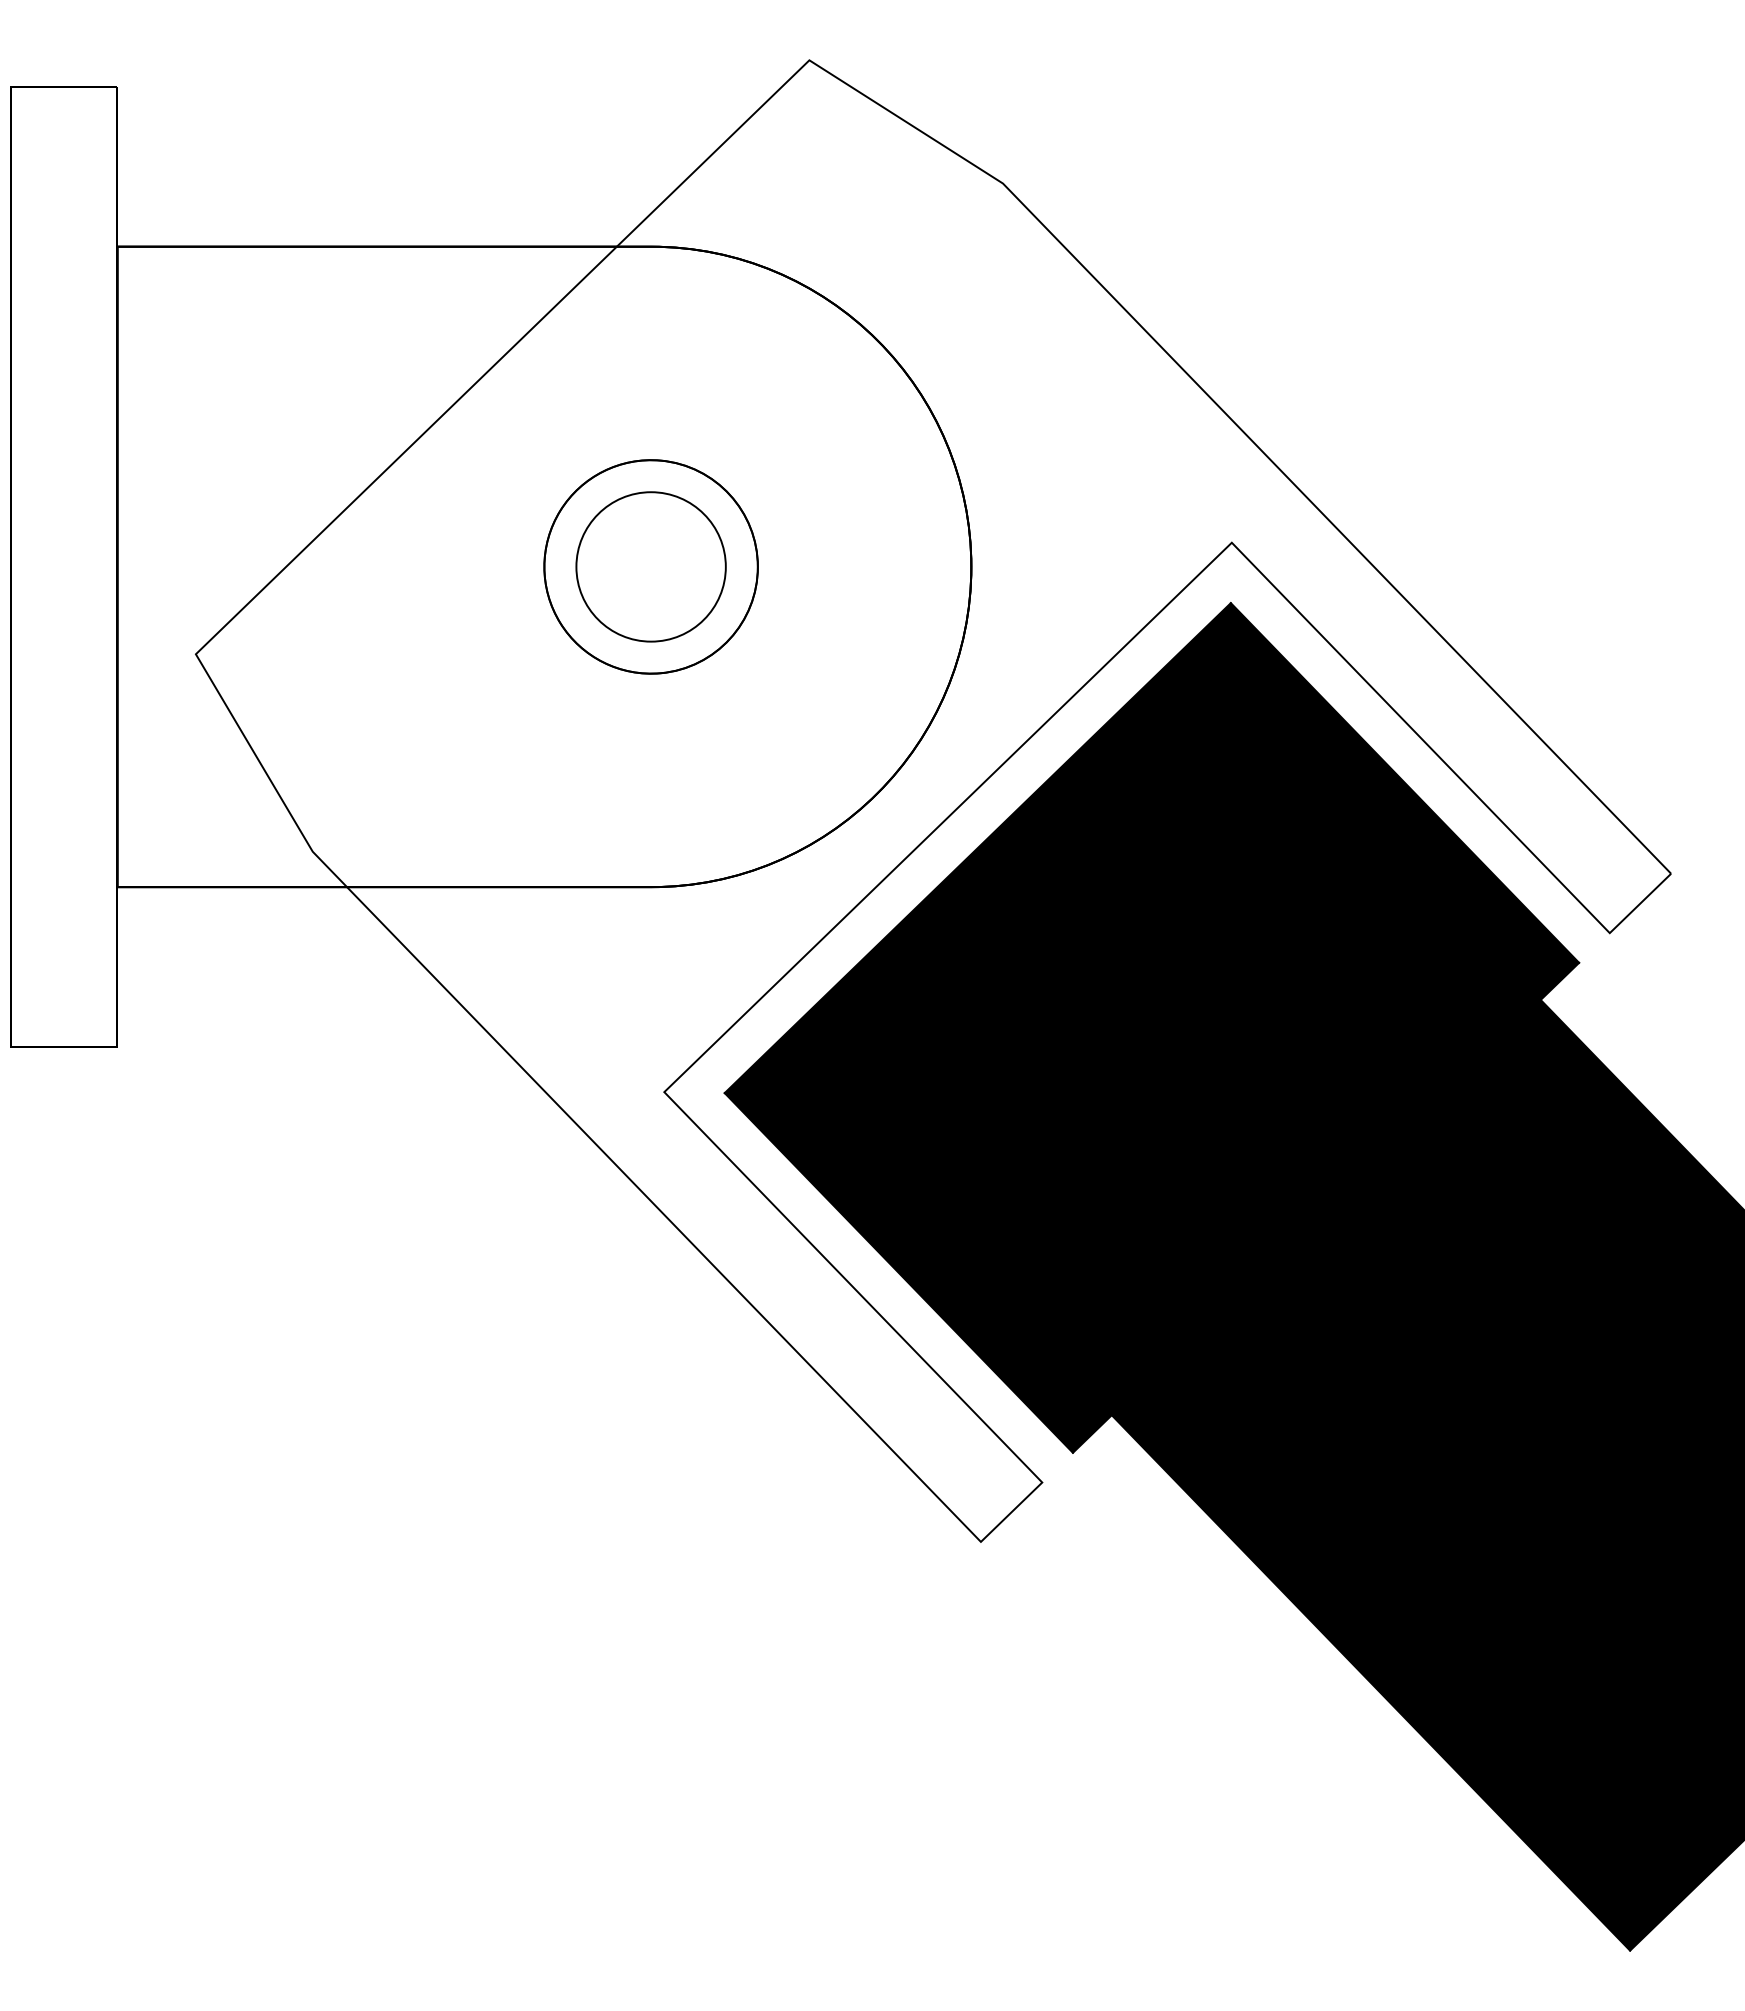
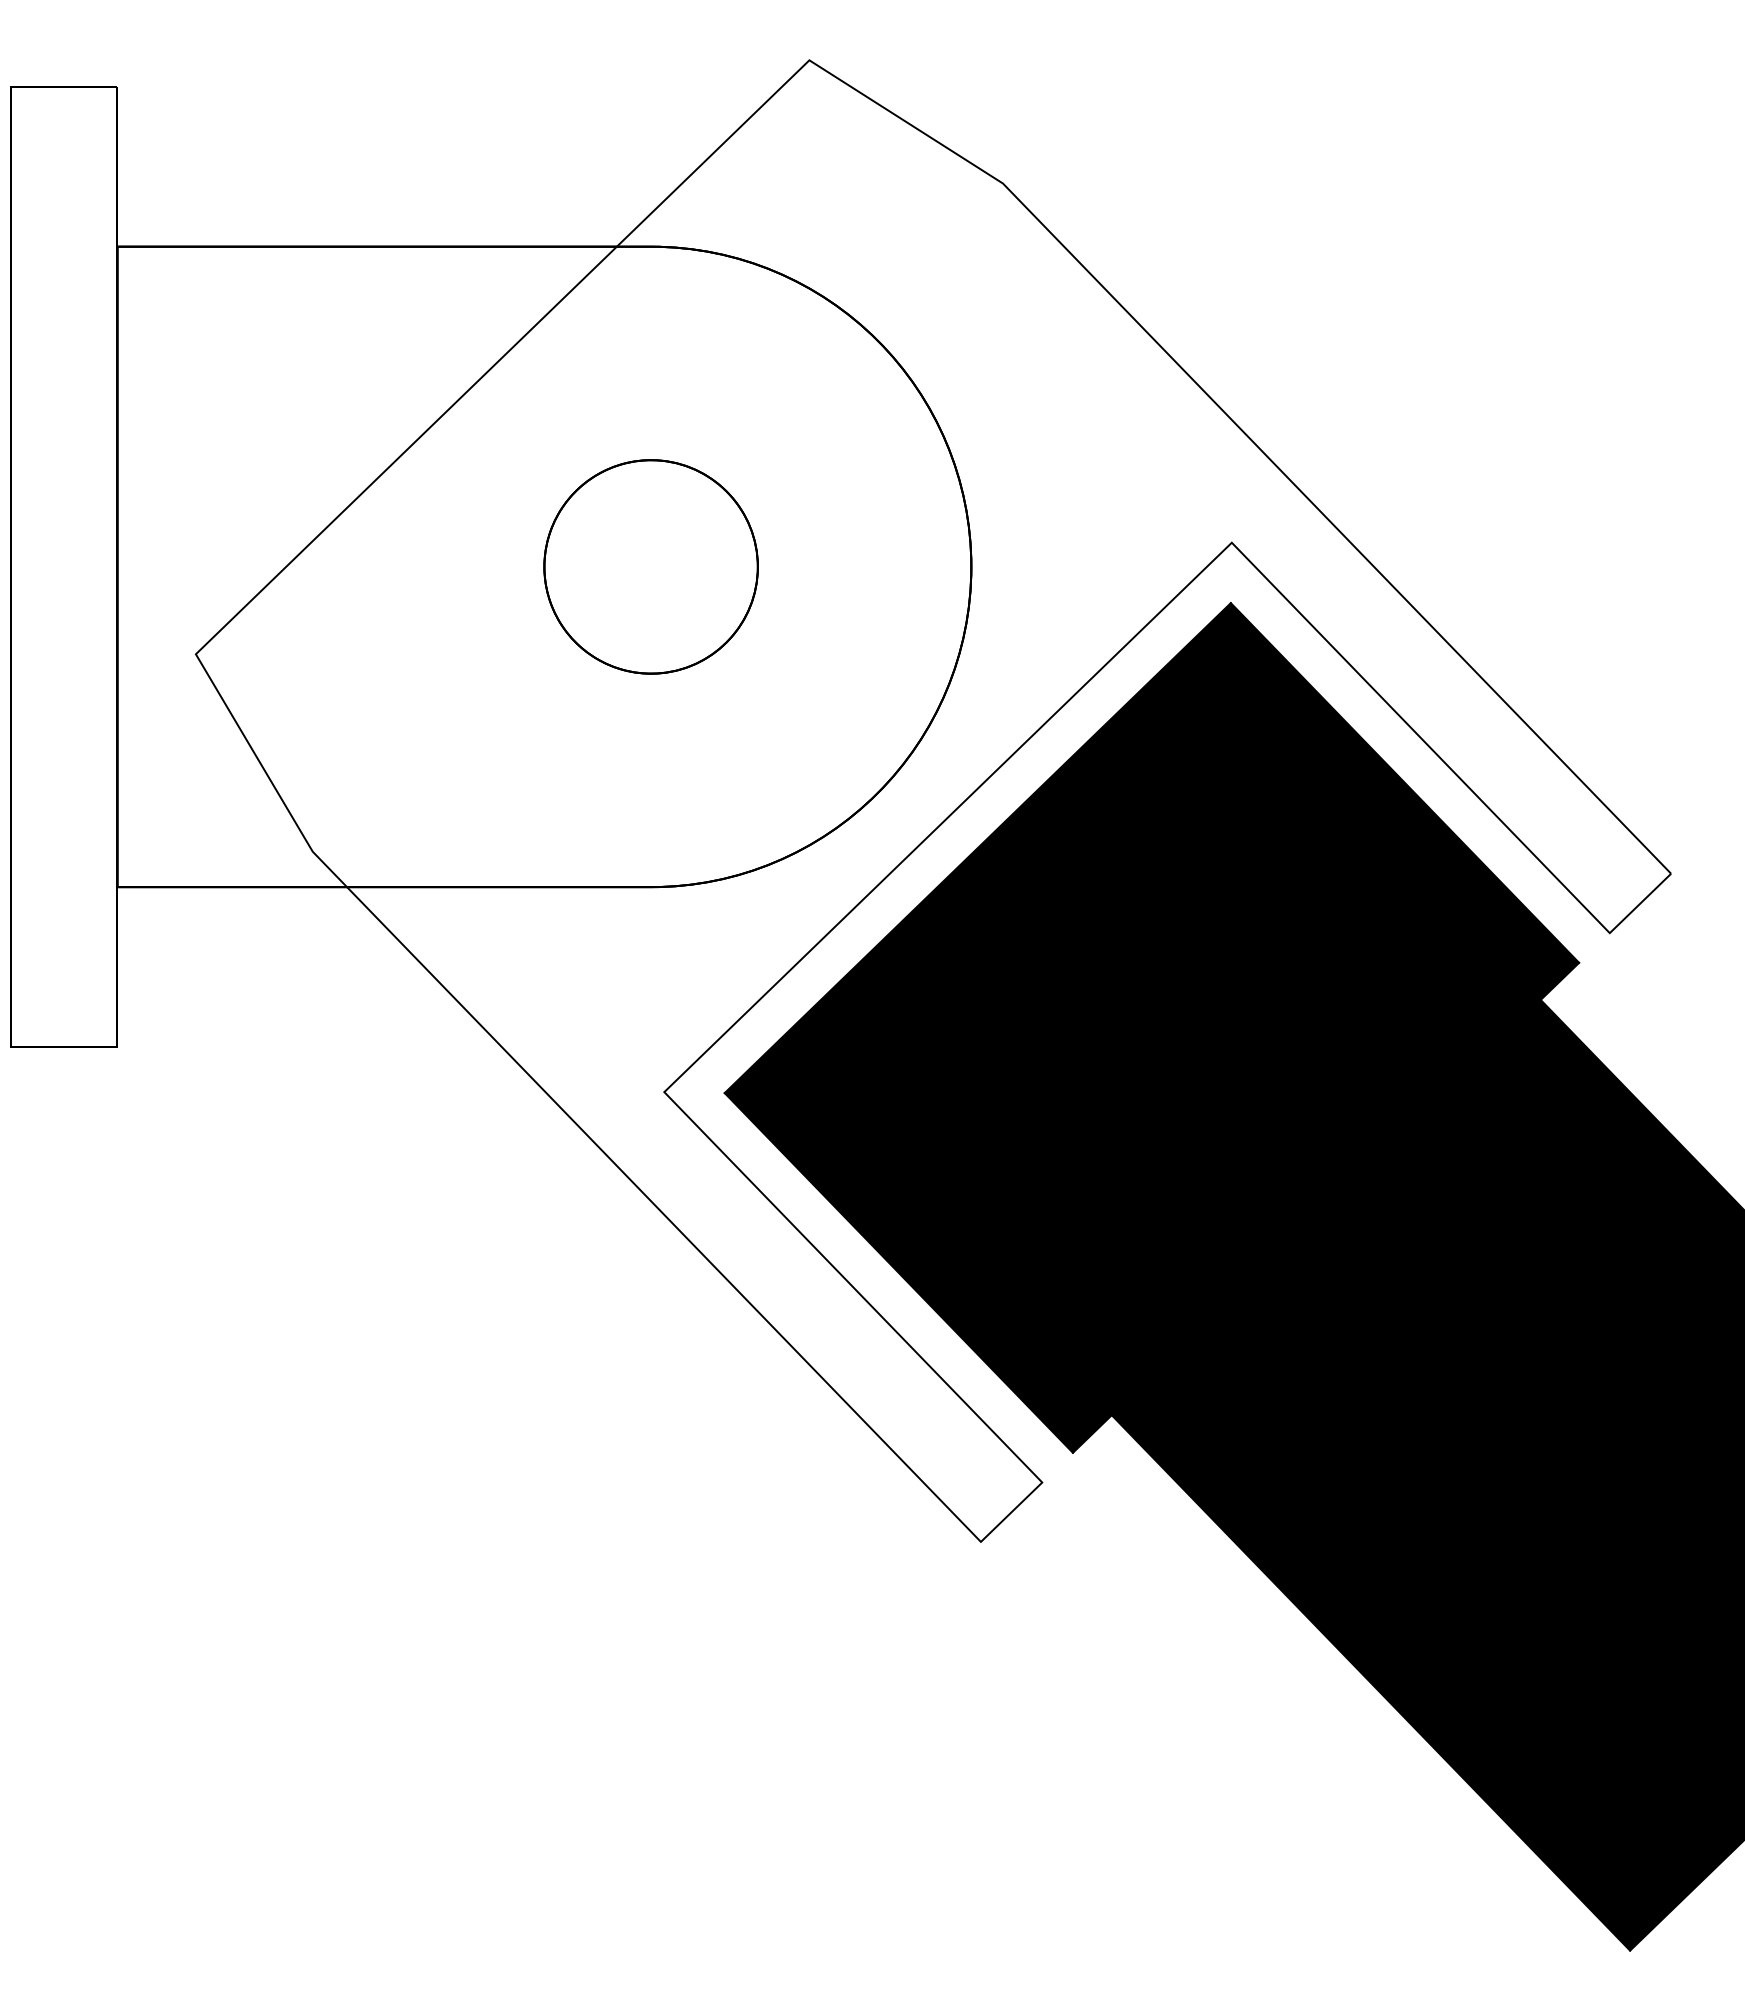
circle diameter: 149 px -> 213 px (650, 566)
